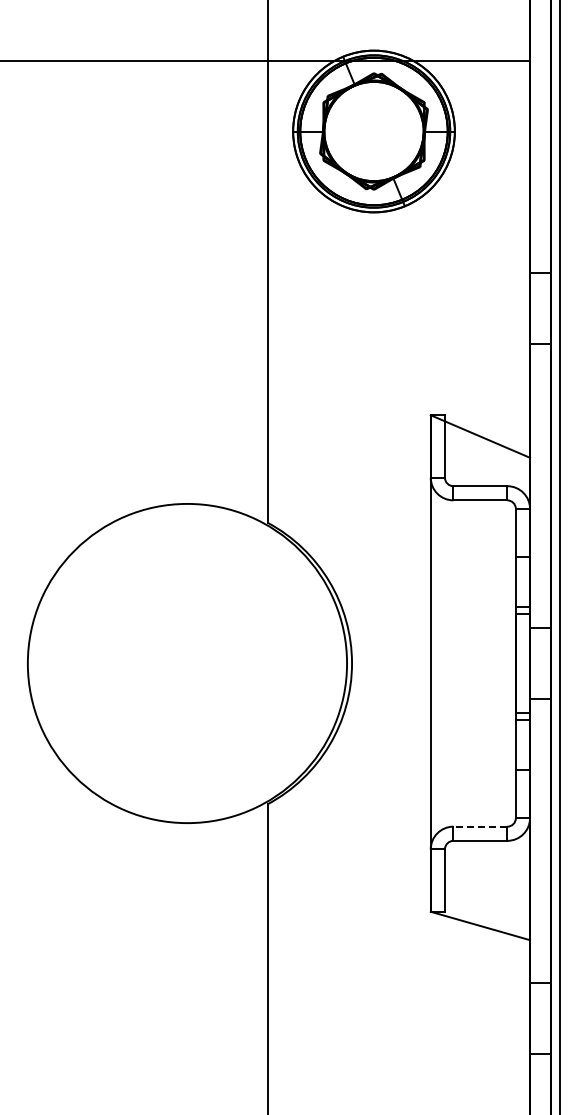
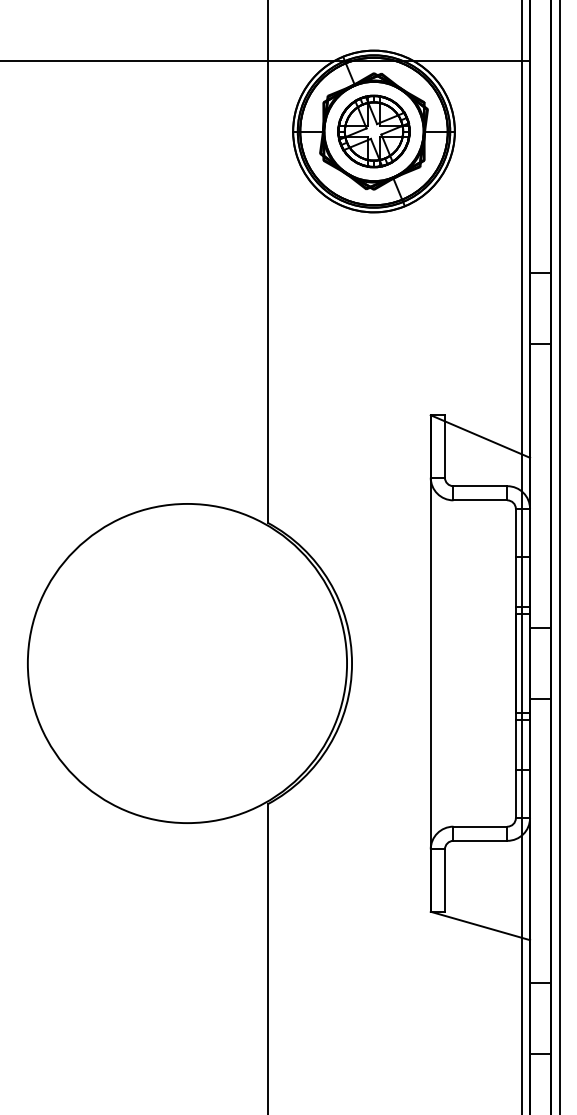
part: none -> present (373, 131)
line: none -> present (521, 556)
line: dashed -> solid (480, 826)
